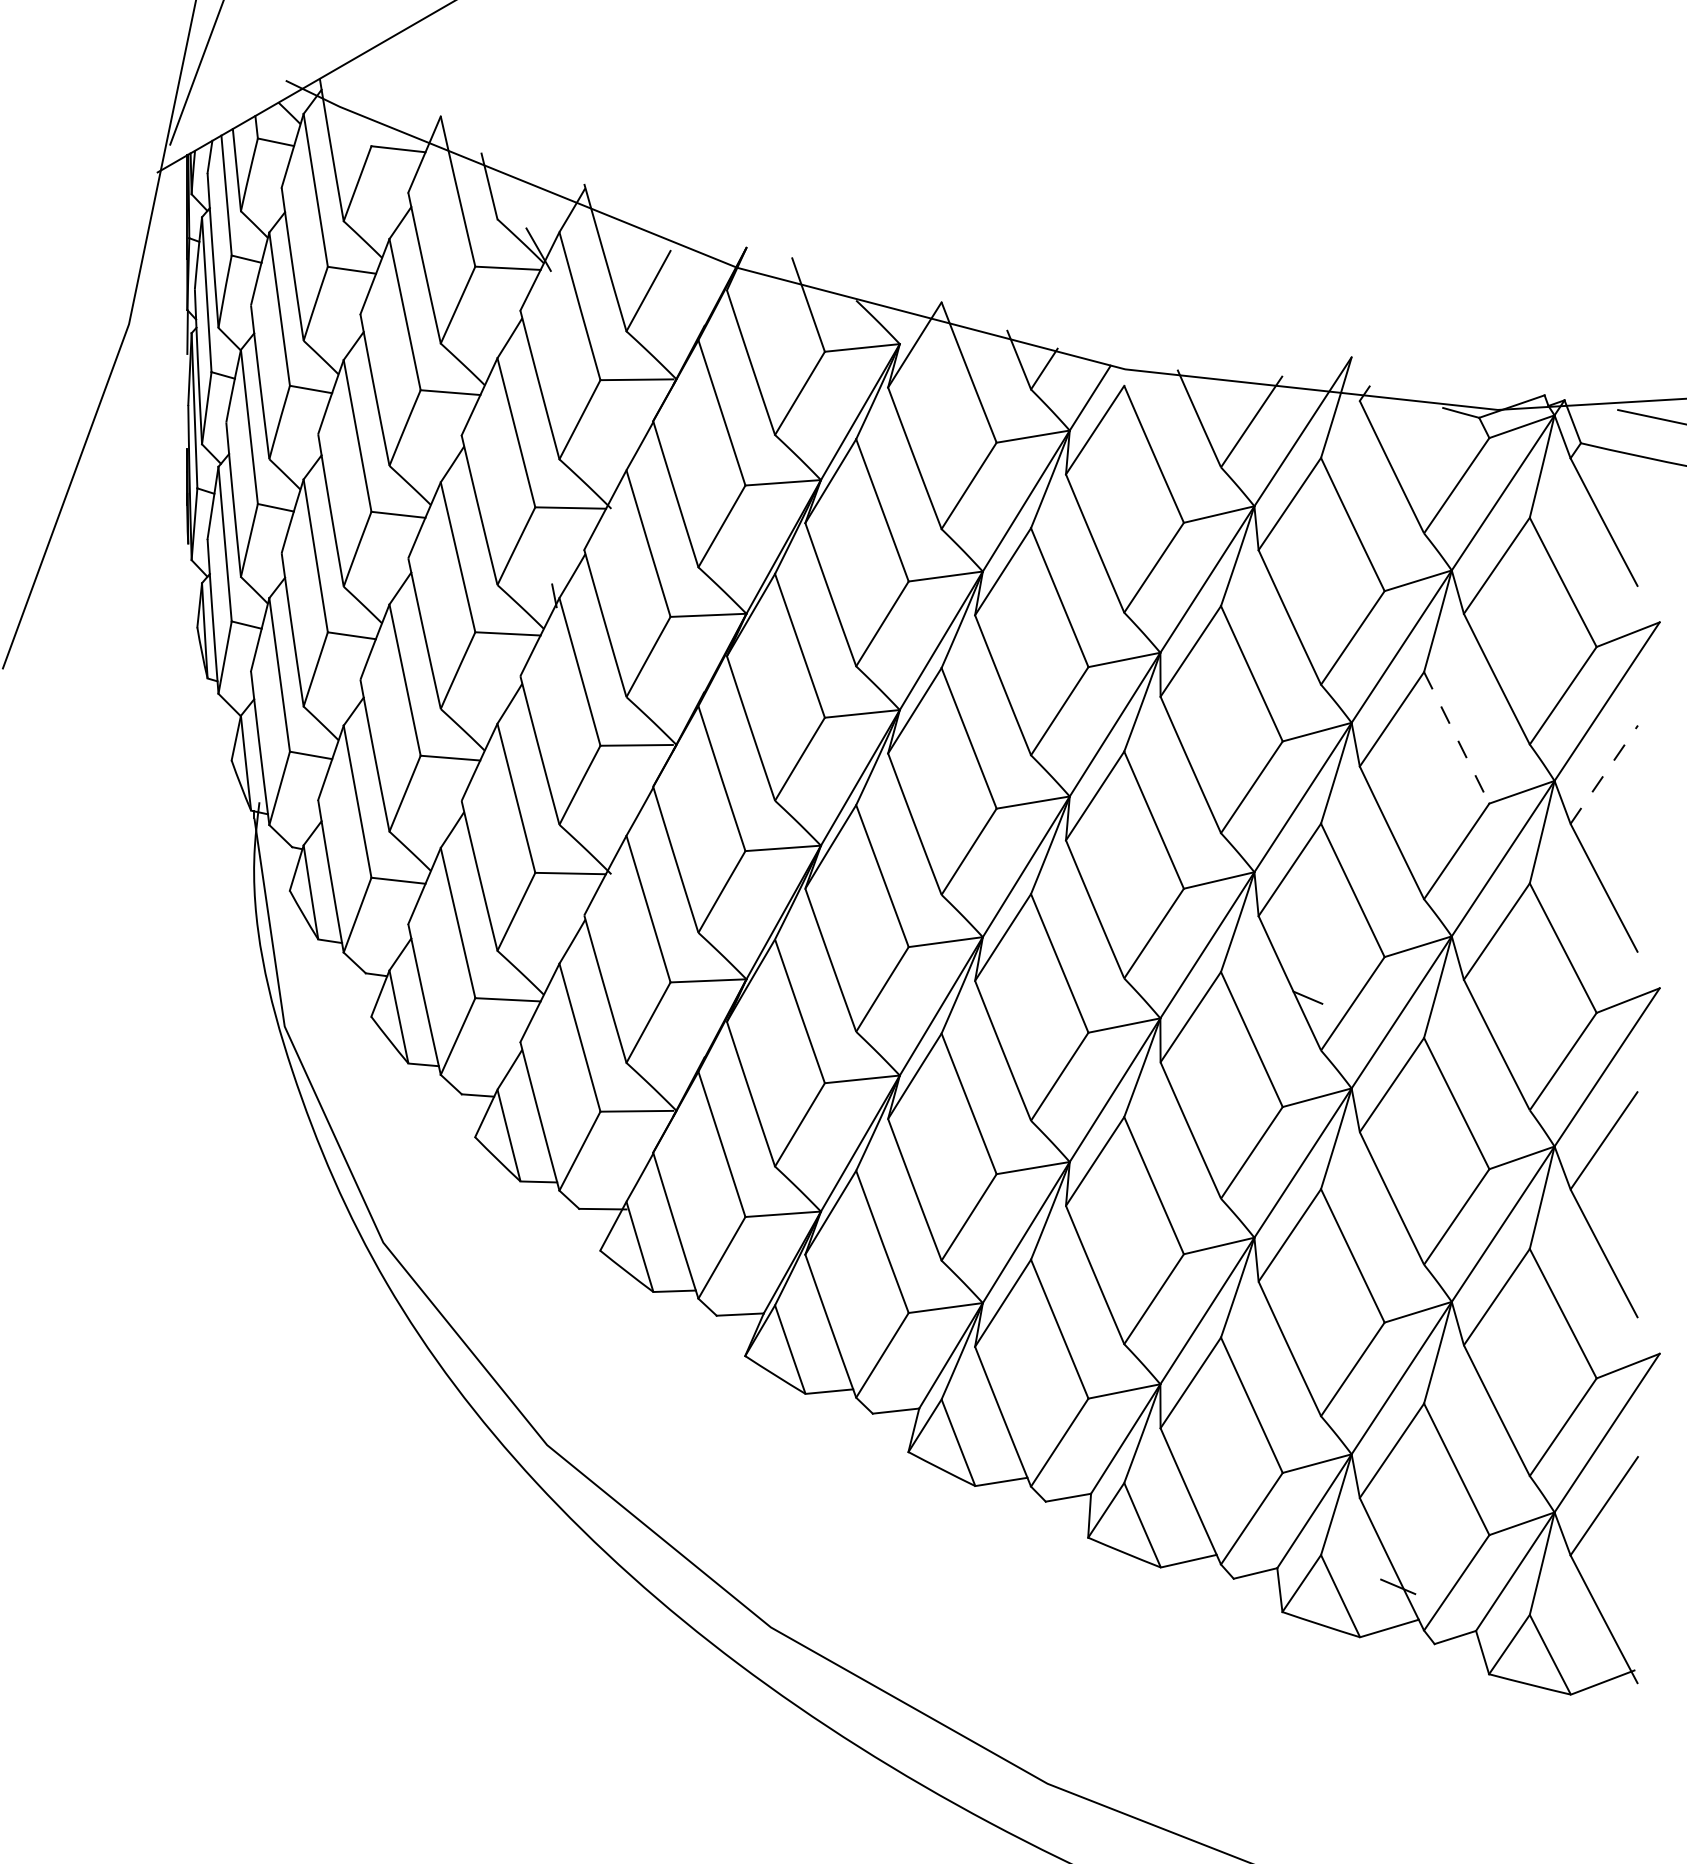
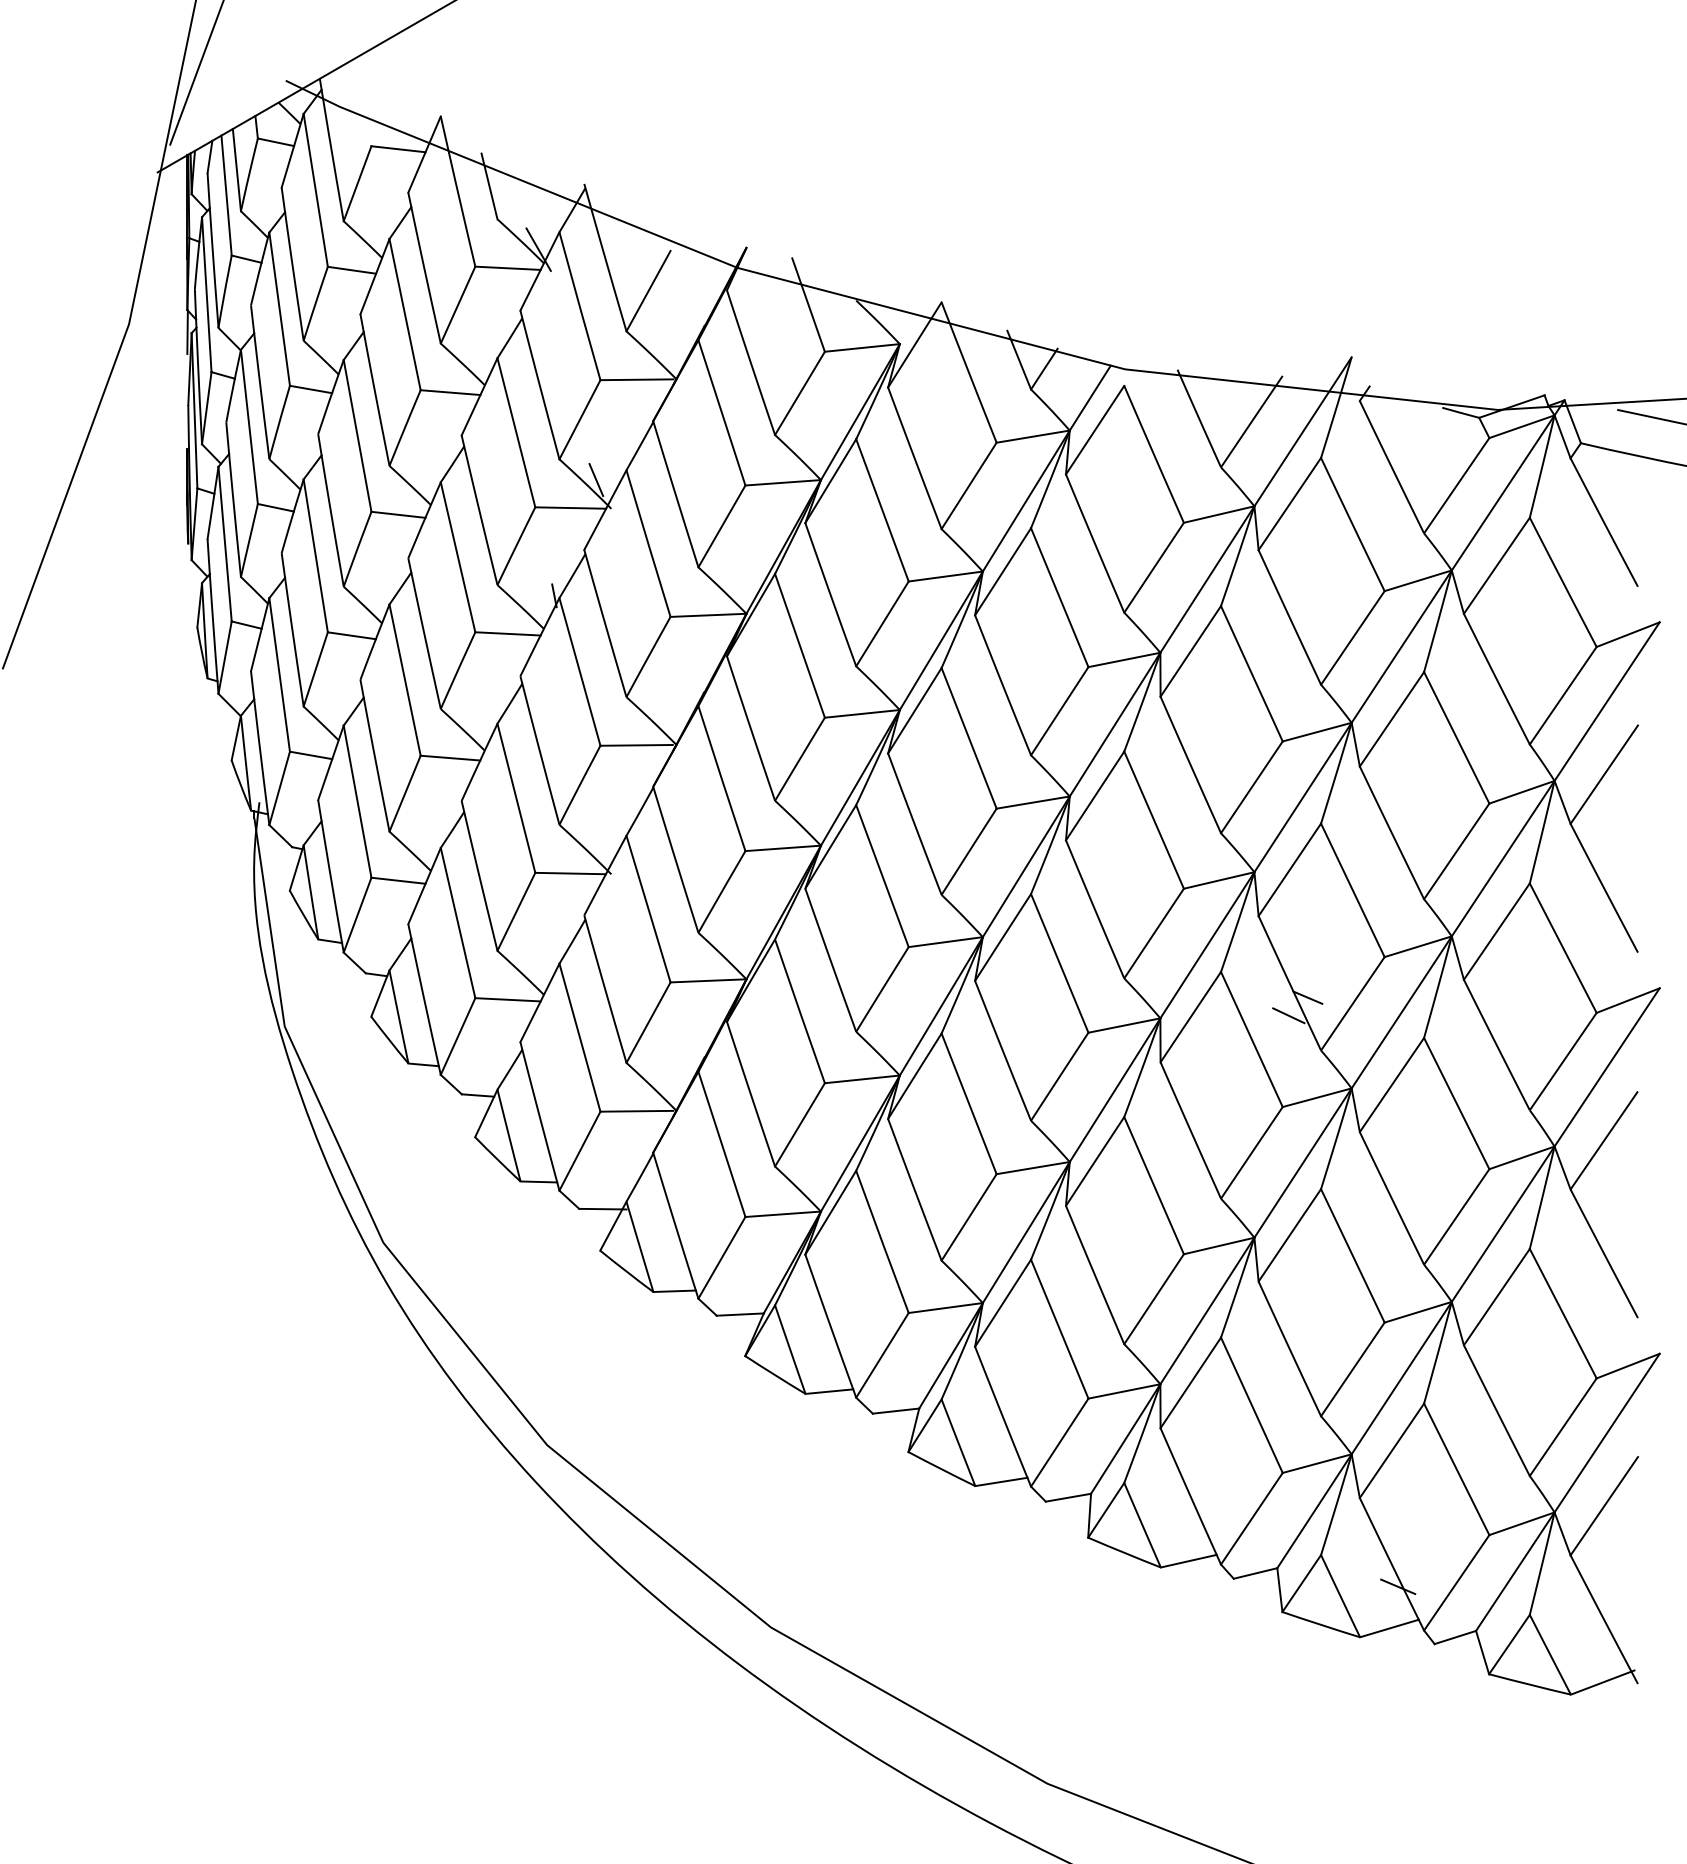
line: none -> present (596, 480)
line: dashed -> solid (1456, 738)
line: dashed -> solid (1604, 774)
line: none -> present (1288, 1015)
